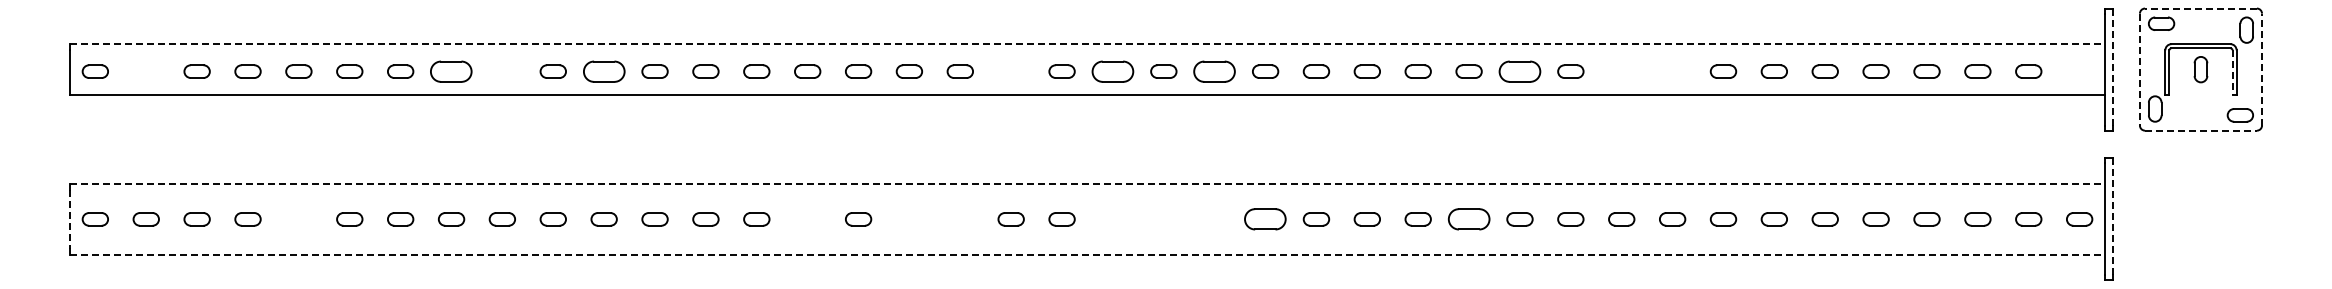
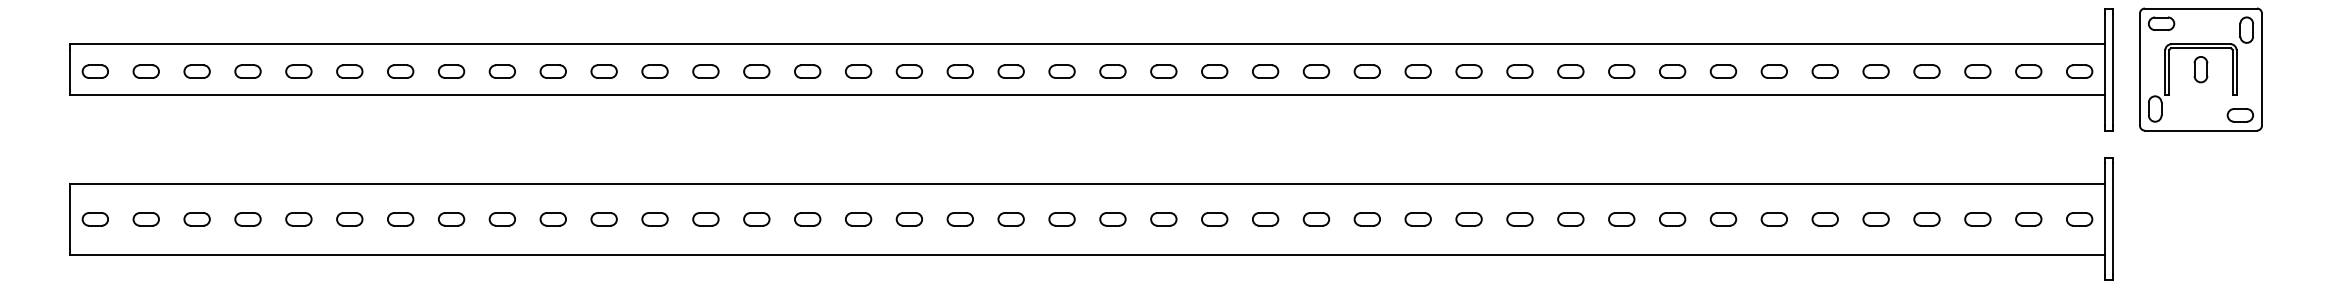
line: dashed -> solid (2200, 8)
line: dashed -> solid (1087, 44)
line: dashed -> solid (2113, 69)
line: dashed -> solid (2139, 69)
line: dashed -> solid (2262, 69)
part: none -> present (145, 71)
part size: 43x23 px -> 28x15 px (451, 71)
part: none -> present (501, 71)
part size: 43x23 px -> 28x15 px (603, 71)
part: none -> present (1010, 71)
part size: 44x23 px -> 28x15 px (1112, 71)
part size: 43x23 px -> 28x15 px (1214, 71)
part size: 44x23 px -> 28x15 px (1519, 71)
part: none -> present (1621, 71)
part: none -> present (1672, 71)
part: none -> present (2079, 71)
line: dashed -> solid (2232, 73)
line: dashed -> solid (2200, 130)
line: dashed -> solid (1087, 183)
line: dashed -> solid (69, 219)
part: none -> present (298, 219)
part: none -> present (807, 219)
part: none -> present (908, 219)
part: none -> present (959, 219)
part: none -> present (1112, 219)
part: none -> present (1163, 219)
part: none -> present (1214, 219)
part size: 43x23 px -> 28x15 px (1265, 219)
part size: 44x23 px -> 28x15 px (1468, 219)
line: dashed -> solid (2113, 219)
line: dashed -> solid (1087, 255)
